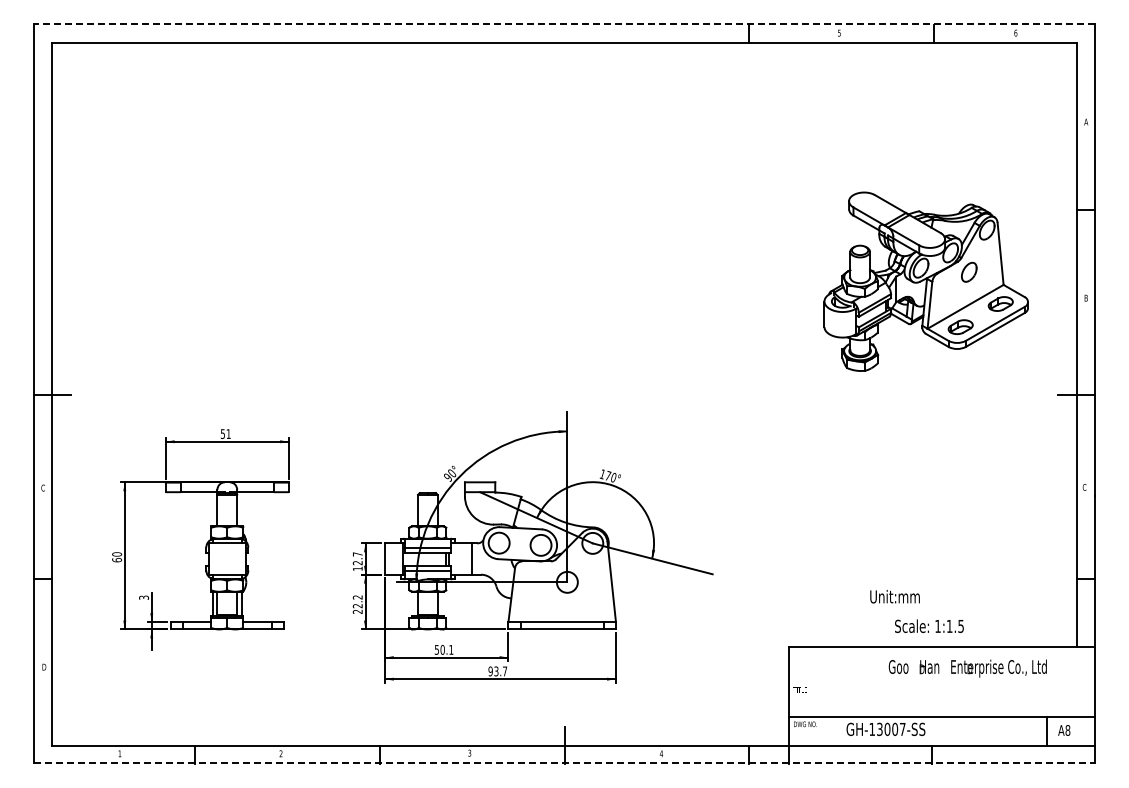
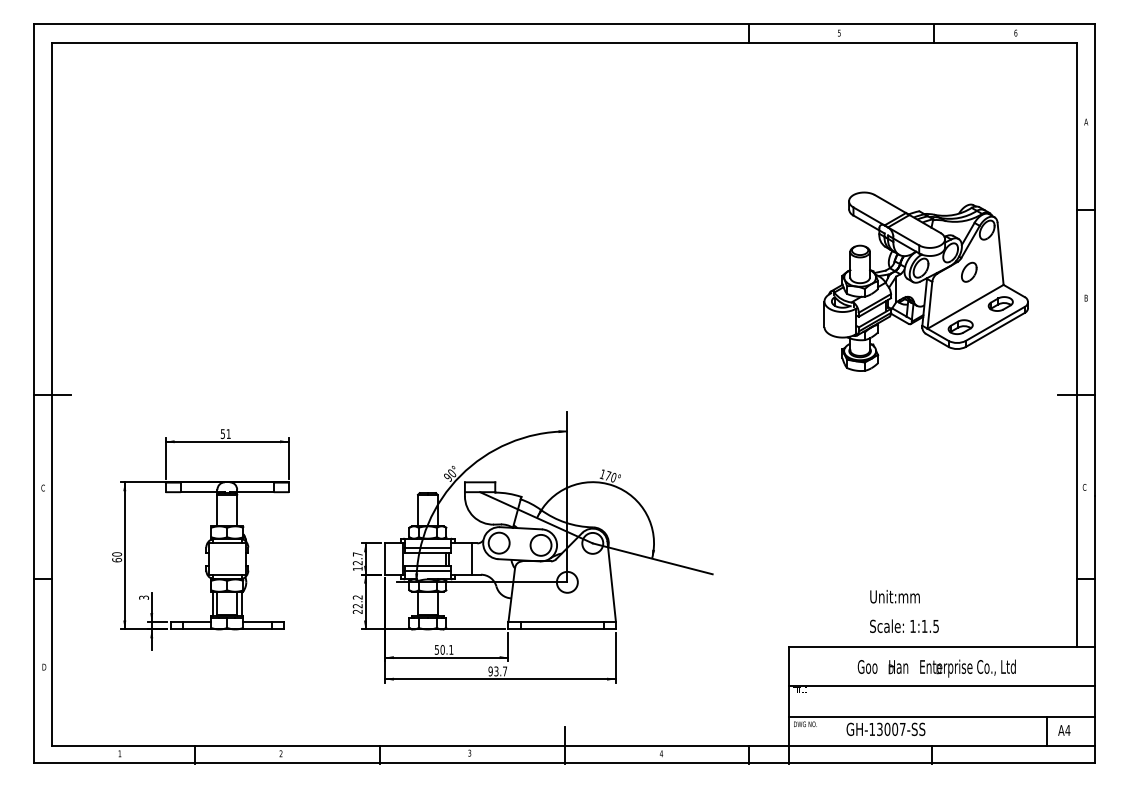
line: dashed -> solid (564, 23)
text position: (929, 625) -> (904, 625) (904, 625)
text position: (967, 668) -> (936, 668) (936, 668)
line: none -> present (942, 685)
text: A8 -> A4 (1067, 730)
line: dashed -> solid (564, 763)
